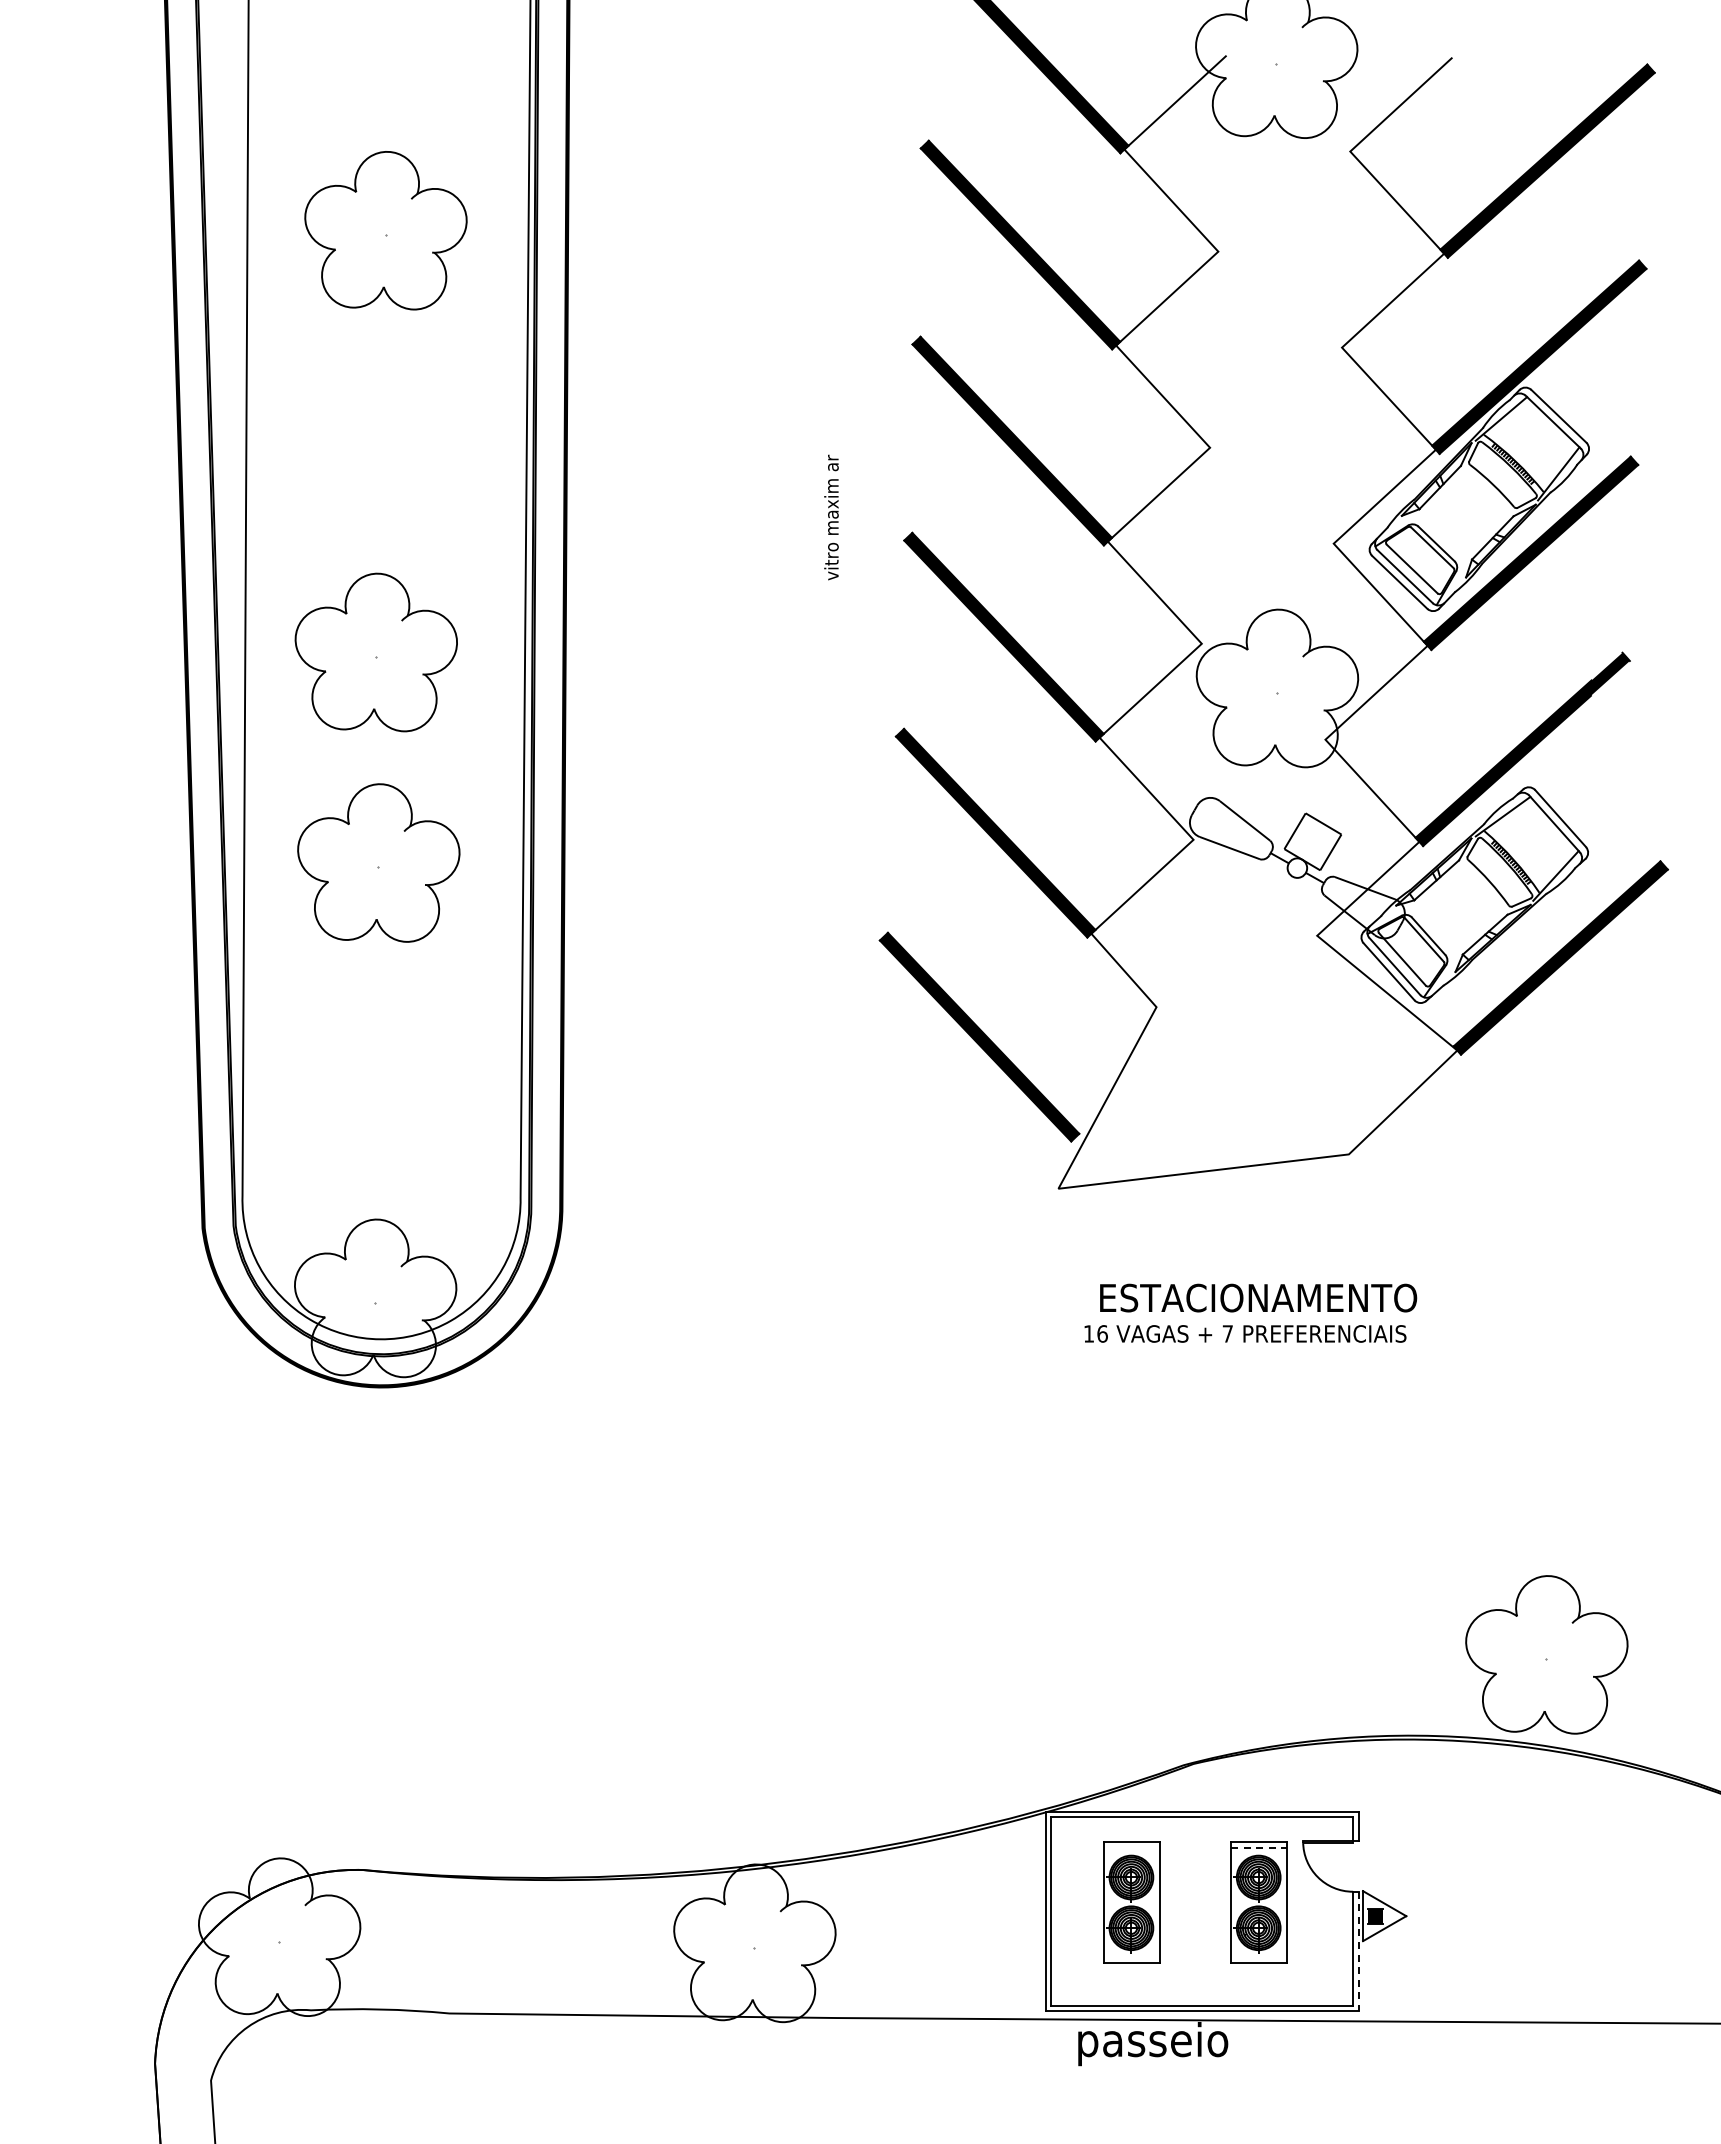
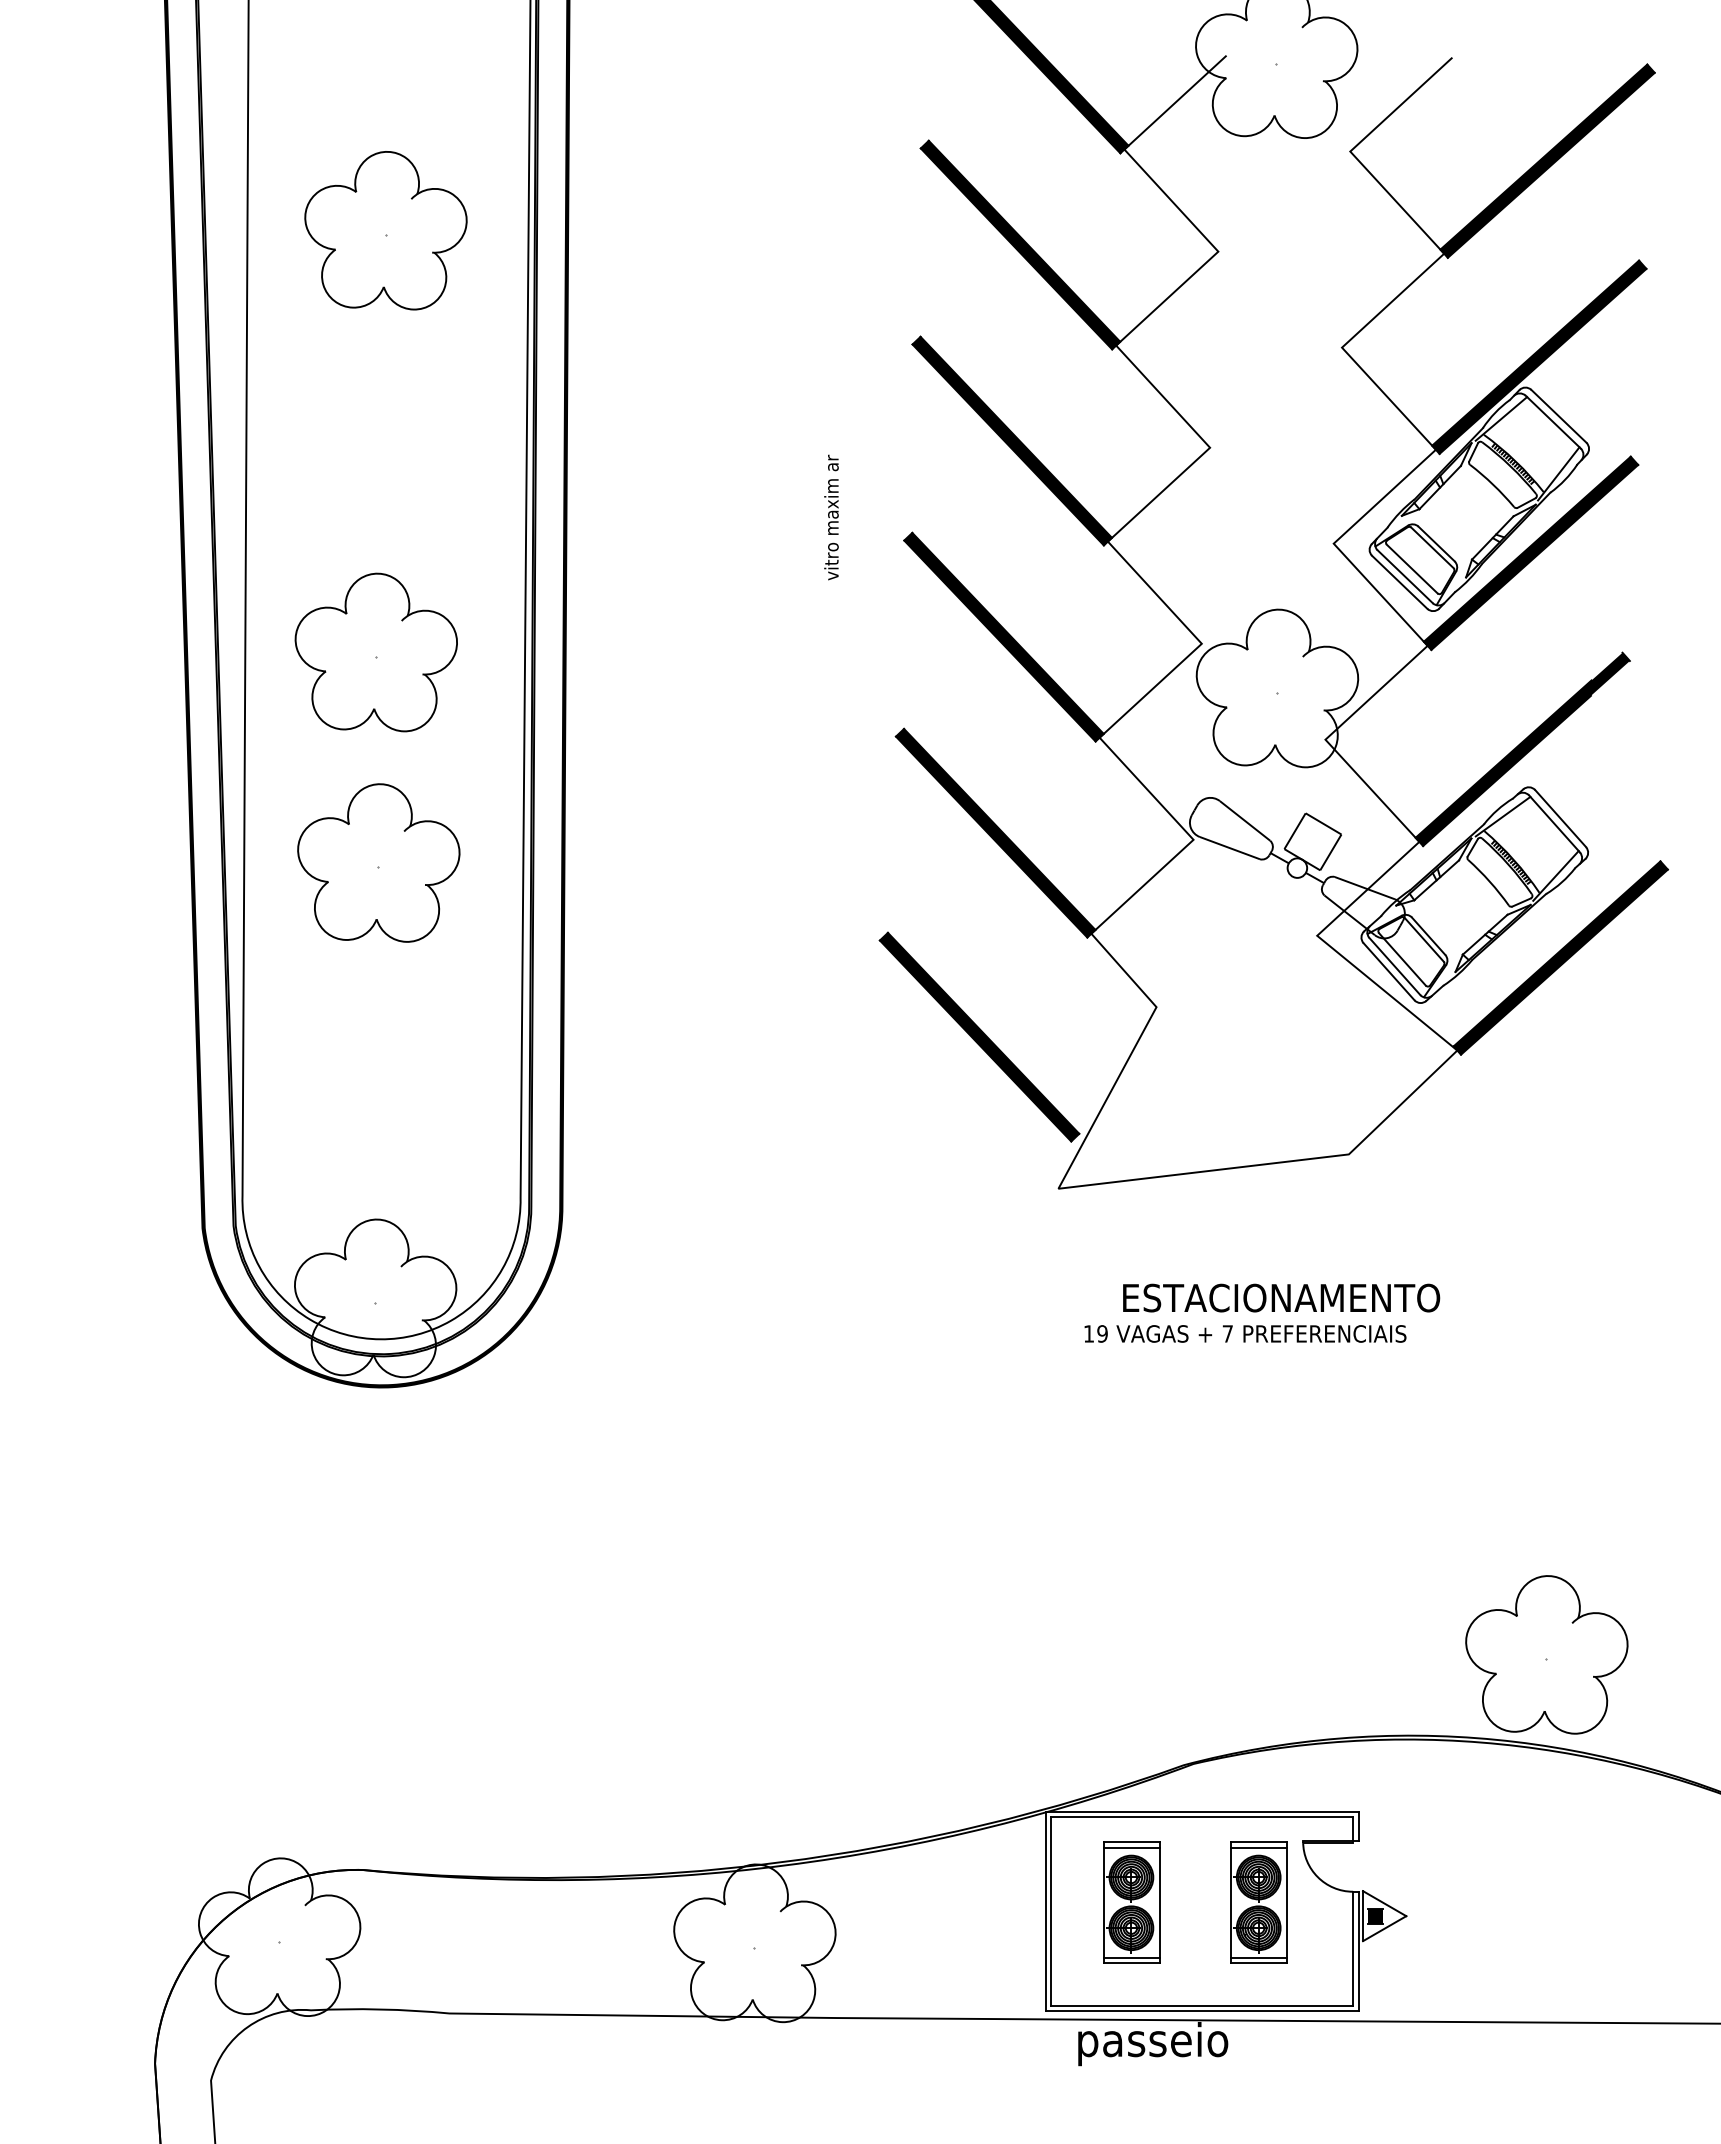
text position: (1258, 1297) -> (1281, 1297) (1281, 1297)
text: 16 -> 19 (1102, 1333)
line: none -> present (1131, 1848)
line: dashed -> solid (1259, 1848)
line: dashed -> solid (1358, 1951)
line: none -> present (1131, 1957)
line: none -> present (1259, 1957)
